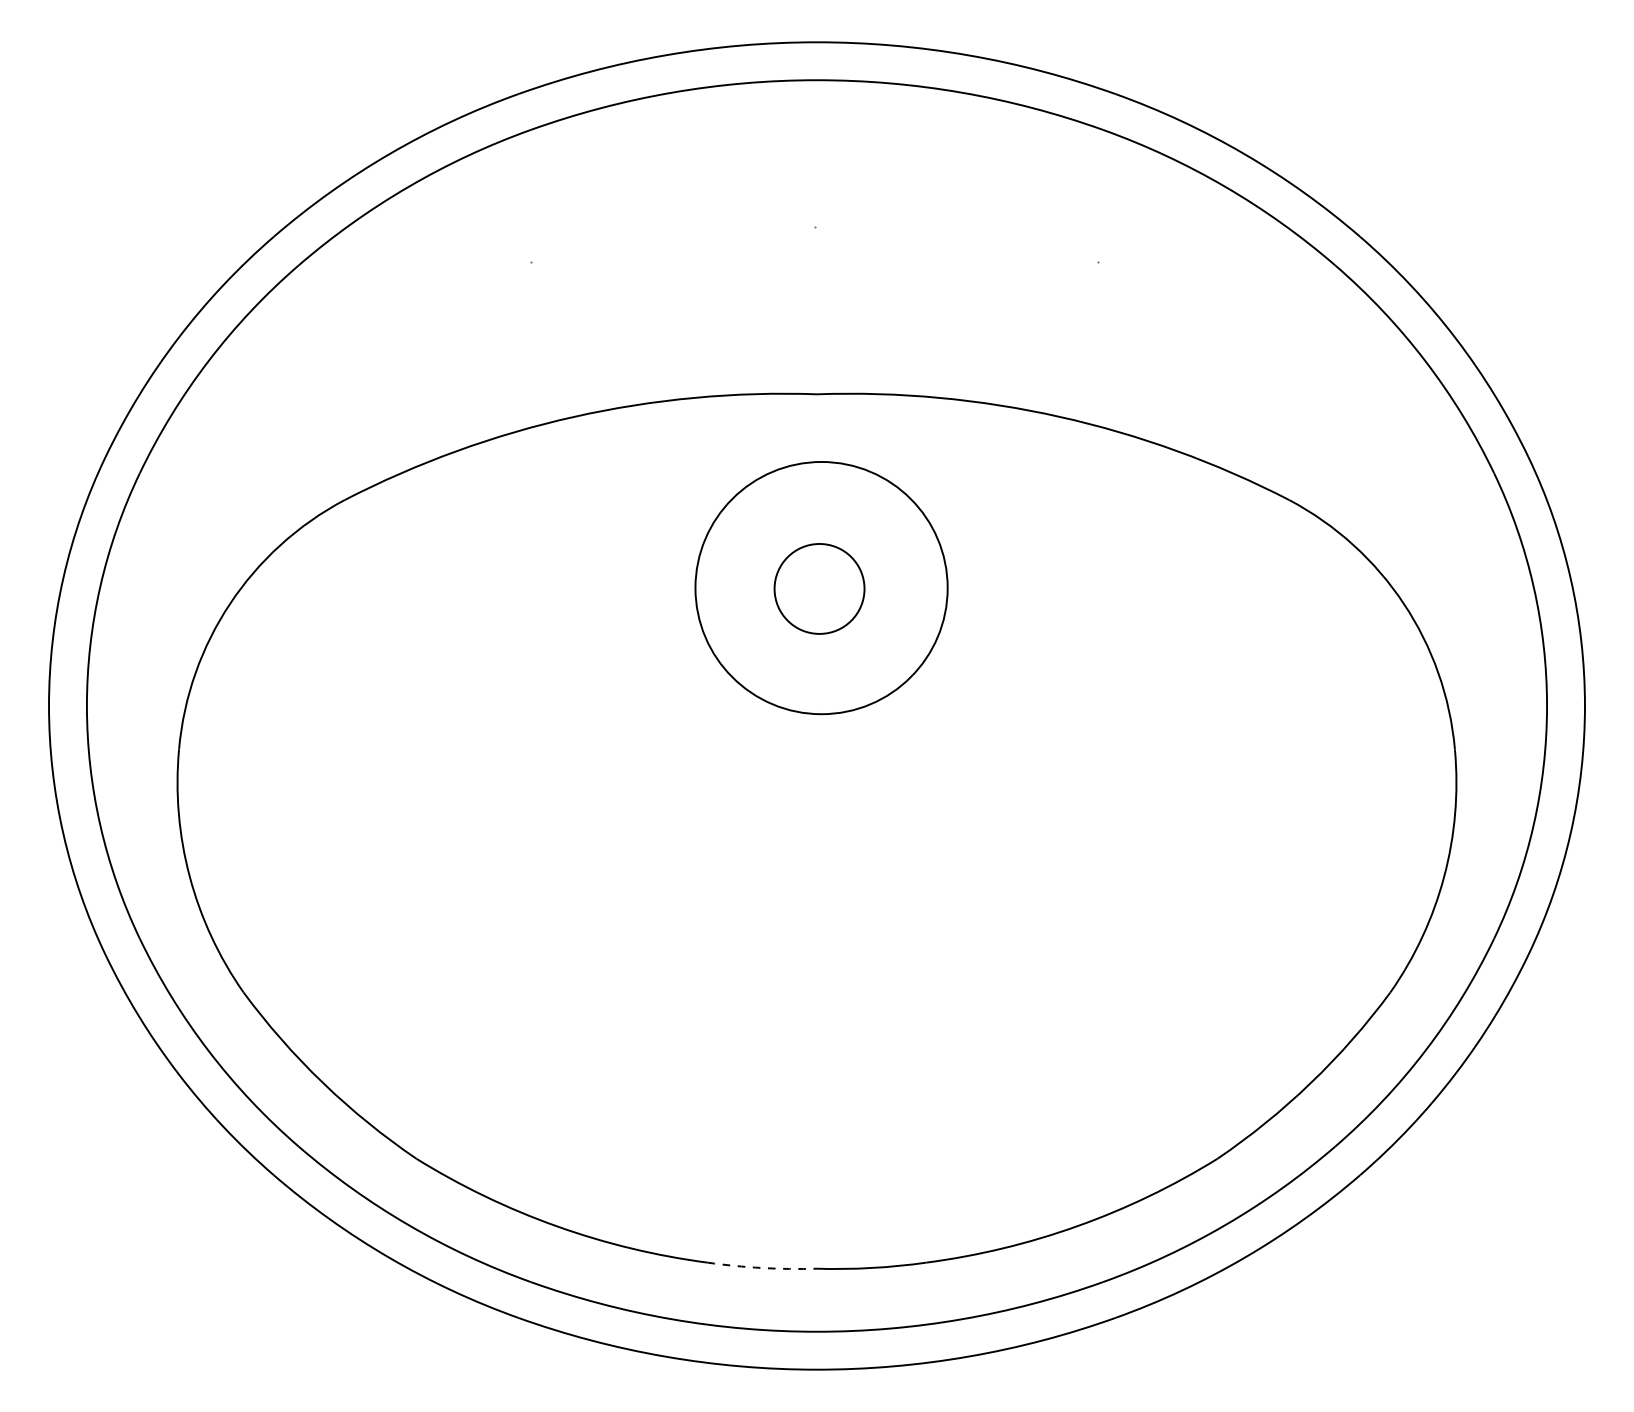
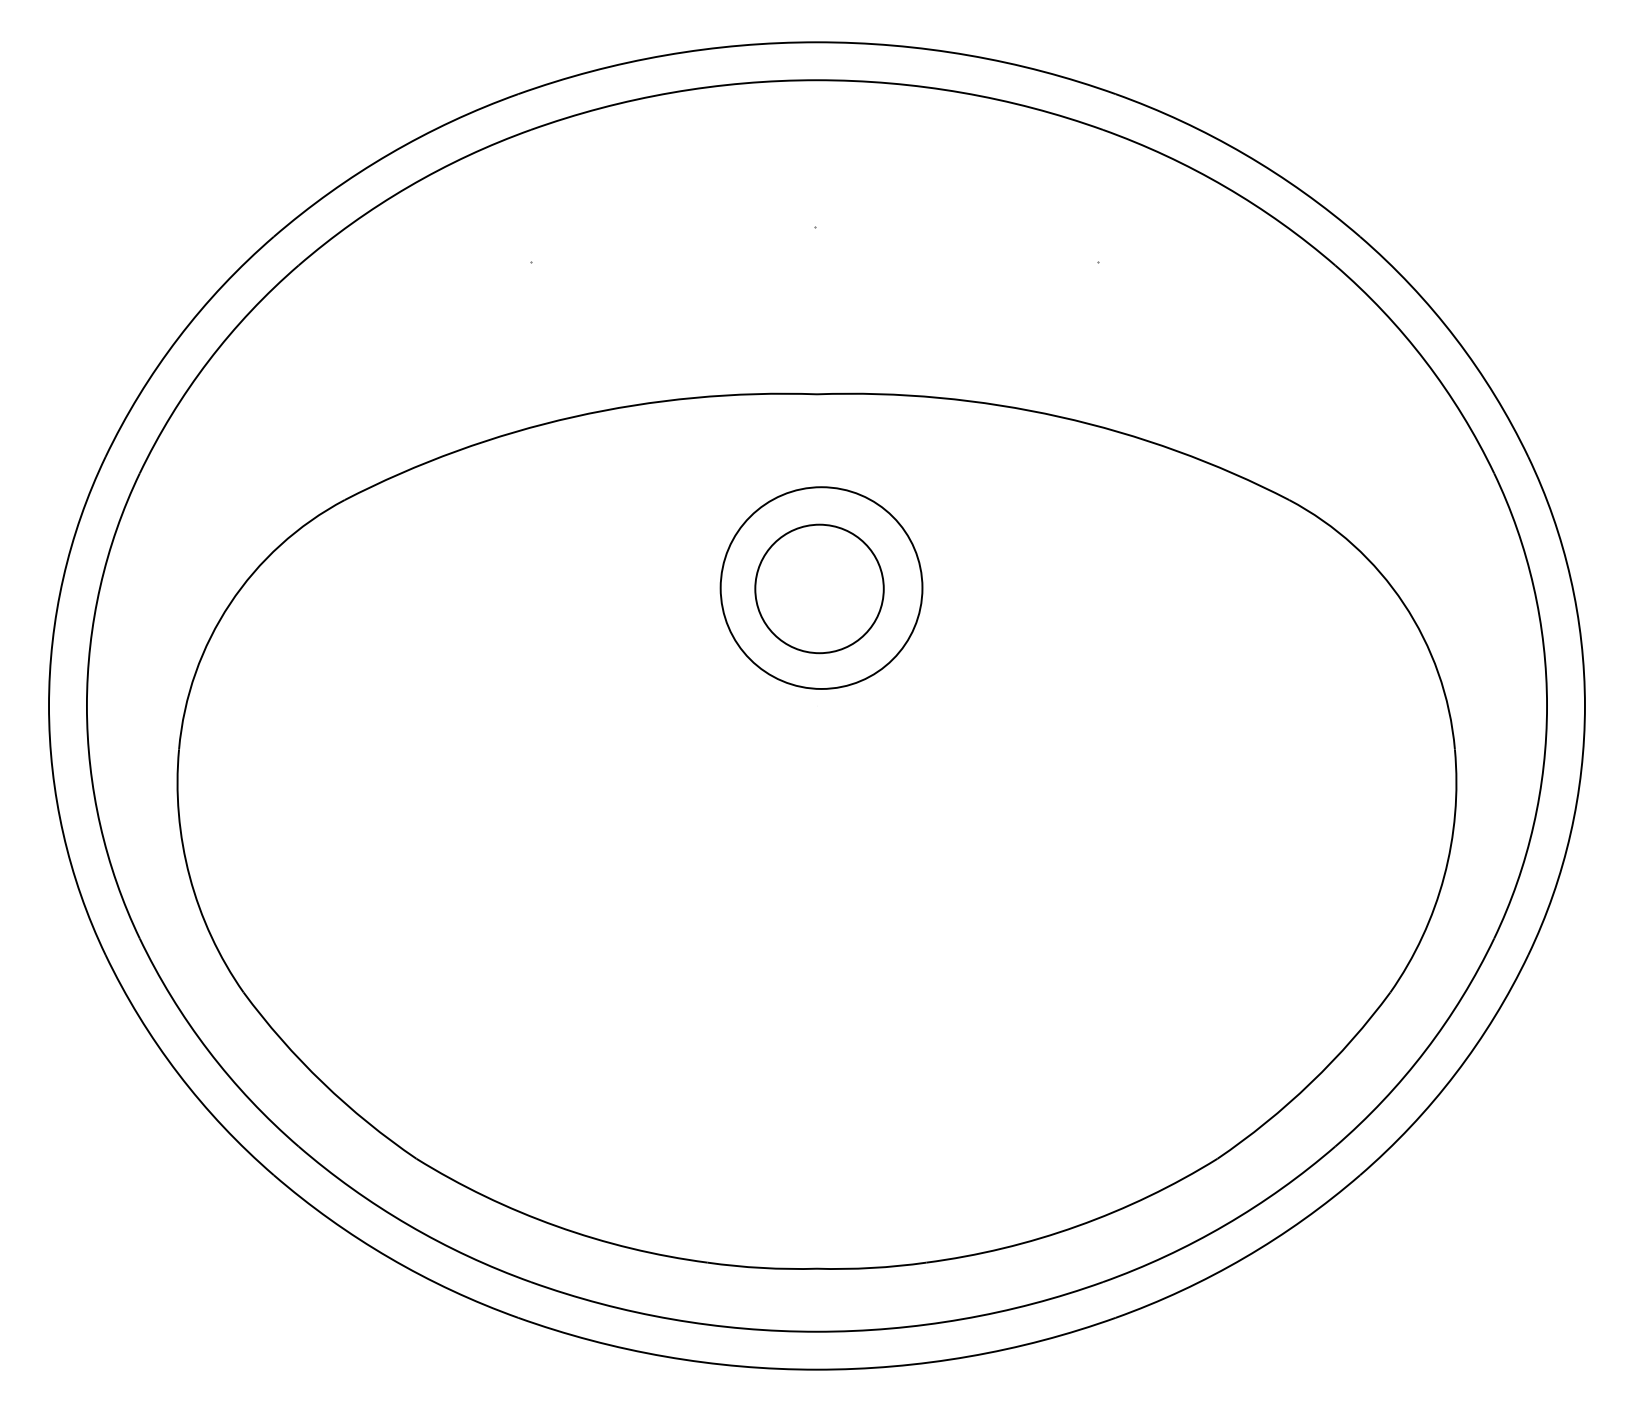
circle diameter: 252 px -> 202 px (821, 587)
circle diameter: 90 px -> 128 px (819, 588)
arc: dashed -> solid (762, 1268)
